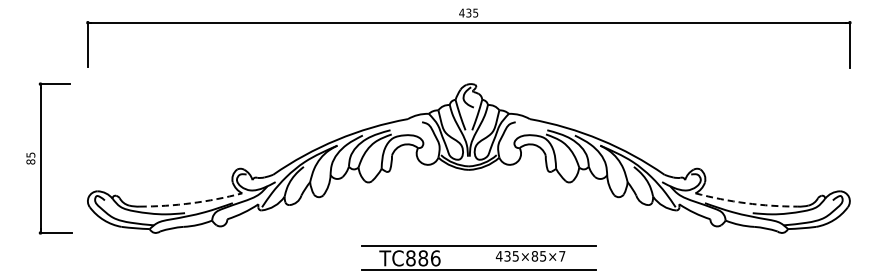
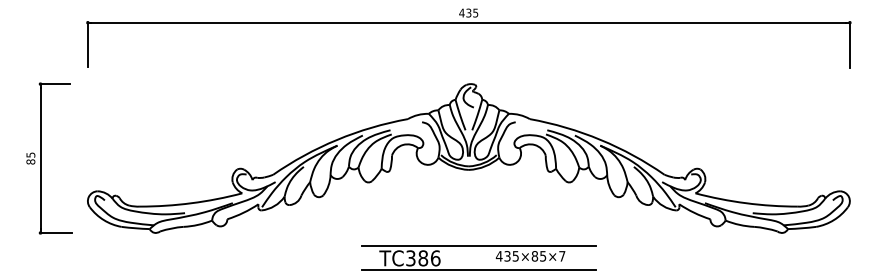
arc: dashed -> solid (191, 203)
arc: dashed -> solid (746, 203)
text: TC886 -> TC386 (410, 258)
